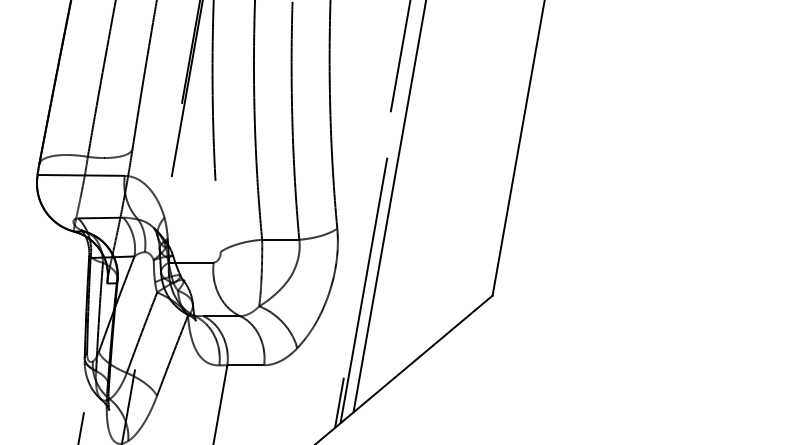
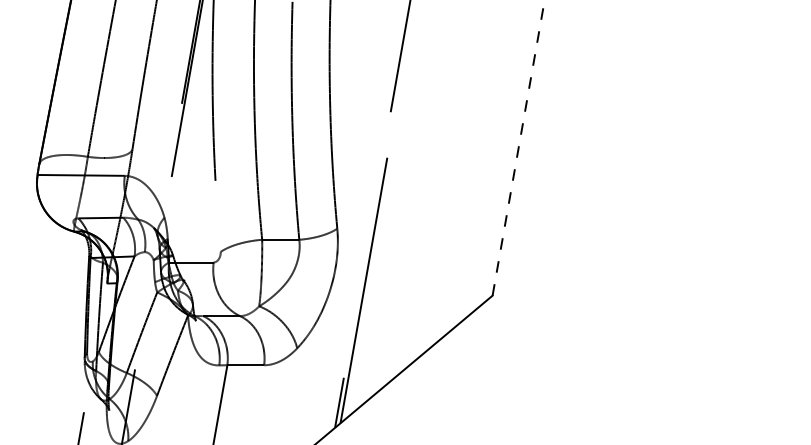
line: solid -> dashed (518, 148)
line: present -> none (389, 207)
